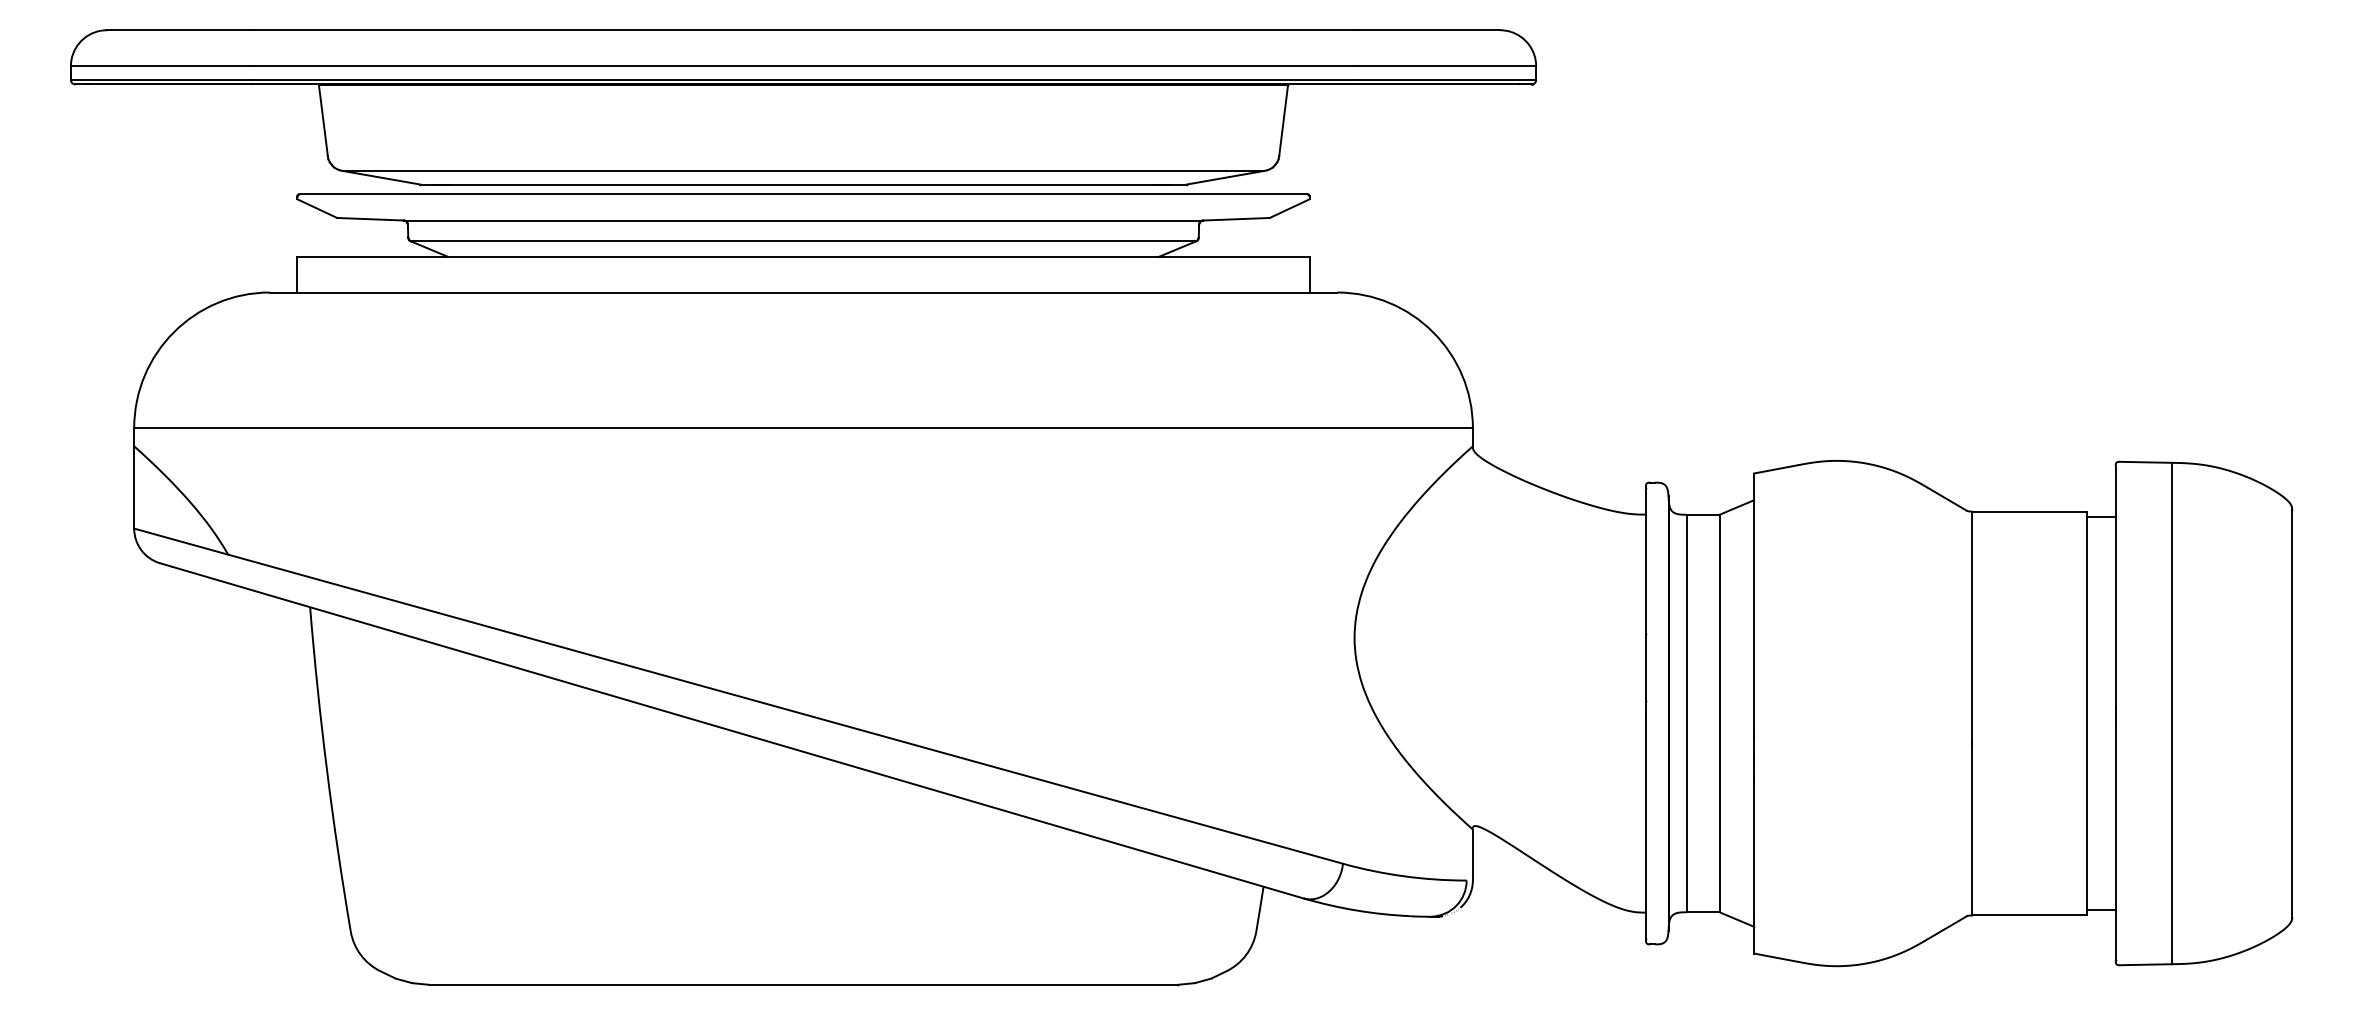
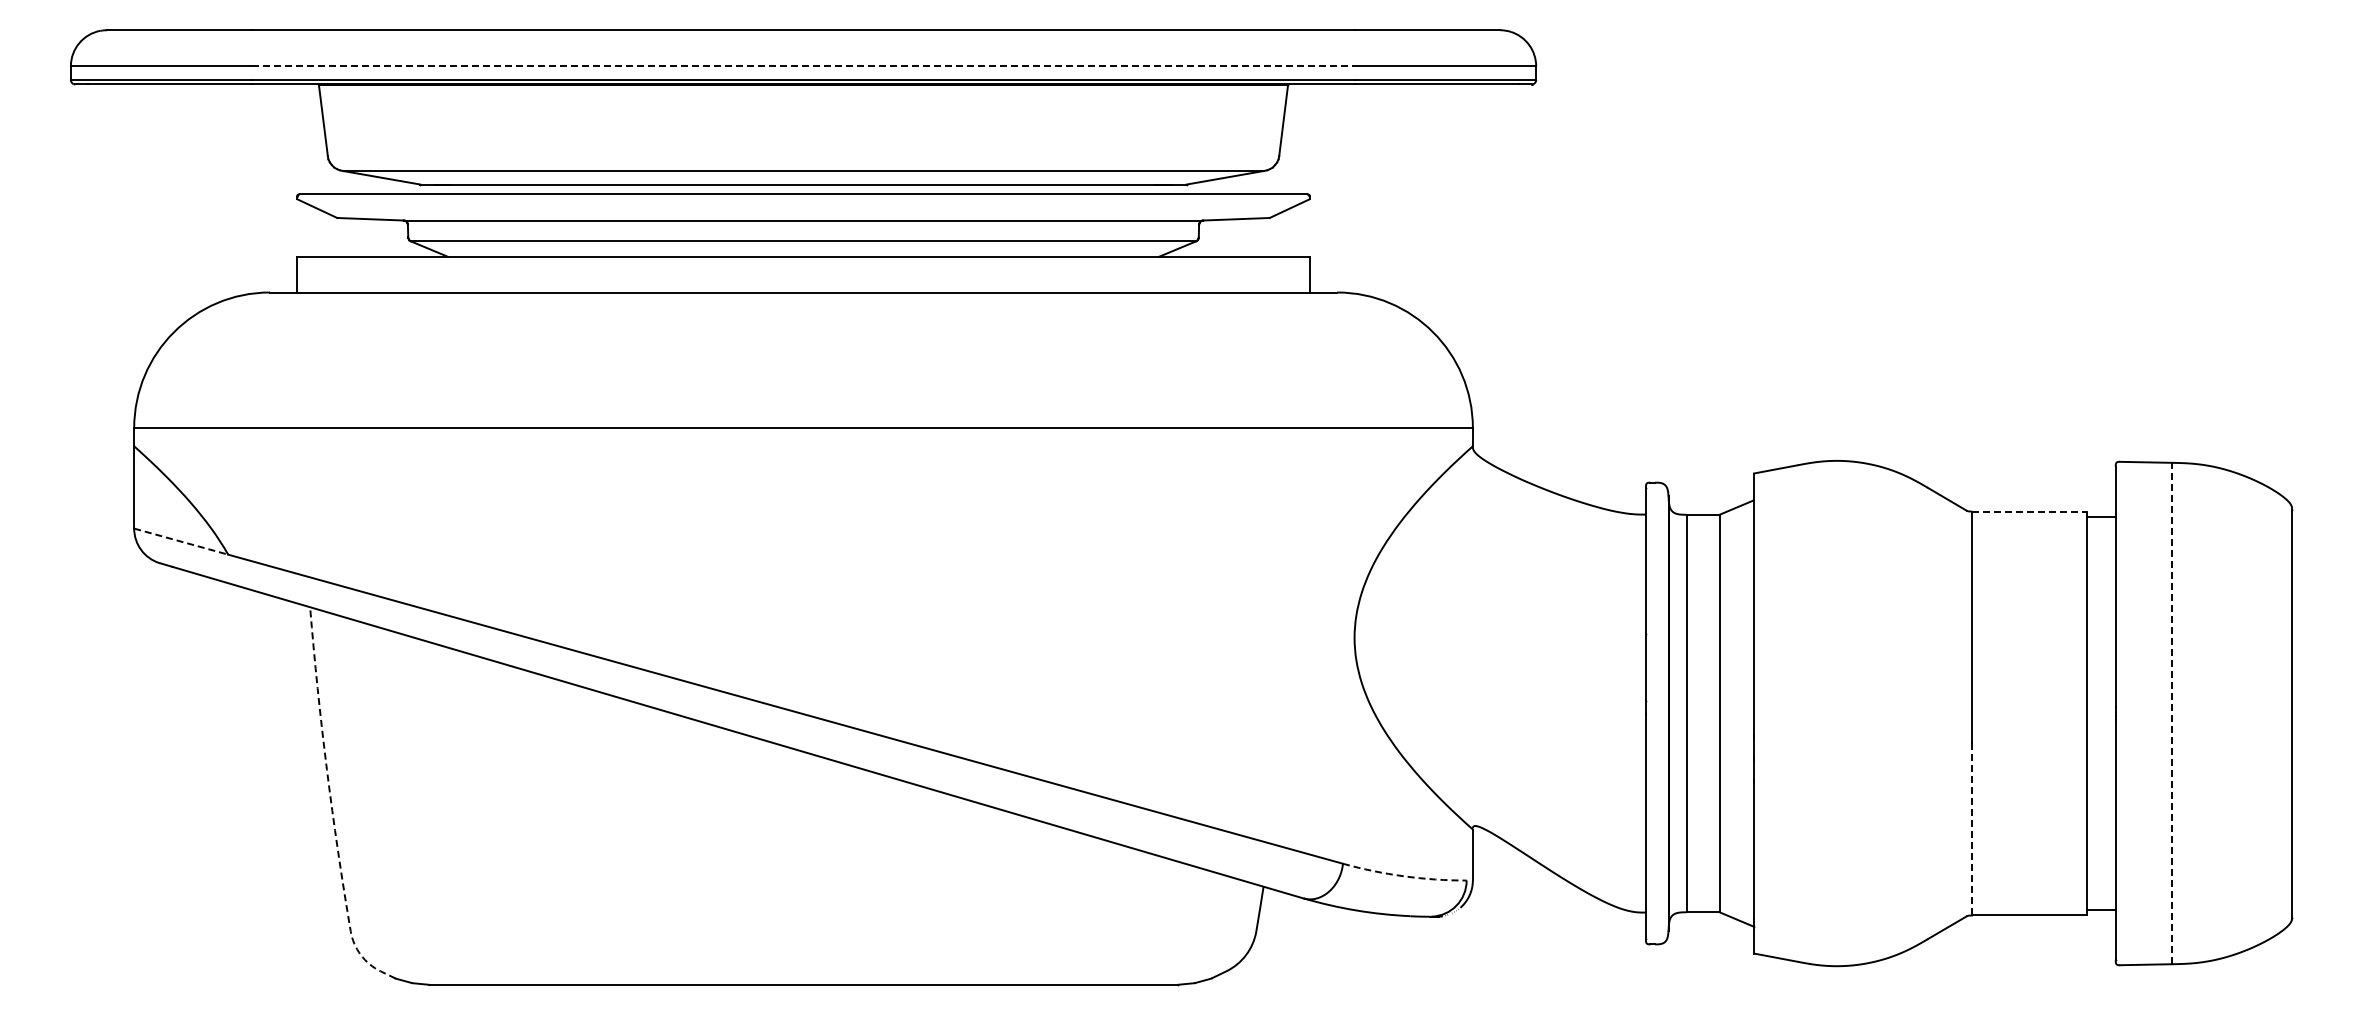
line: solid -> dashed (803, 66)
line: solid -> dashed (2029, 511)
line: solid -> dashed (181, 541)
line: solid -> dashed (2172, 713)
line: solid -> dashed (332, 809)
line: solid -> dashed (1971, 830)
arc: solid -> dashed (1404, 876)
